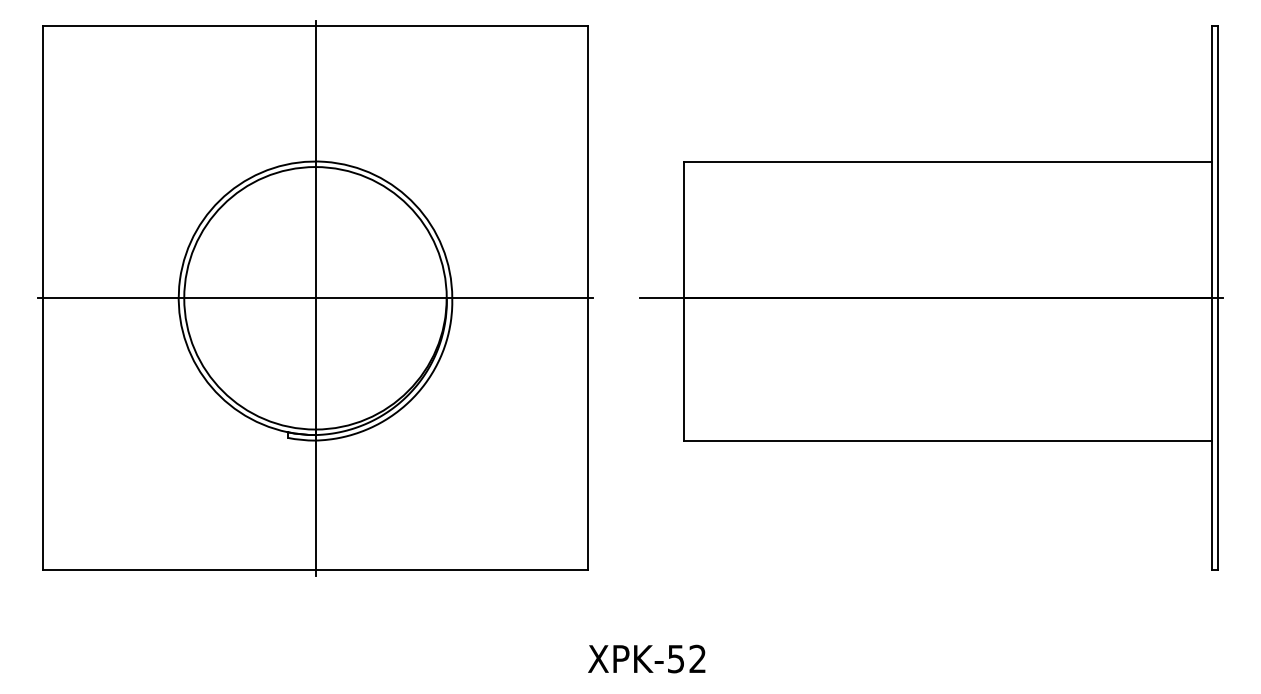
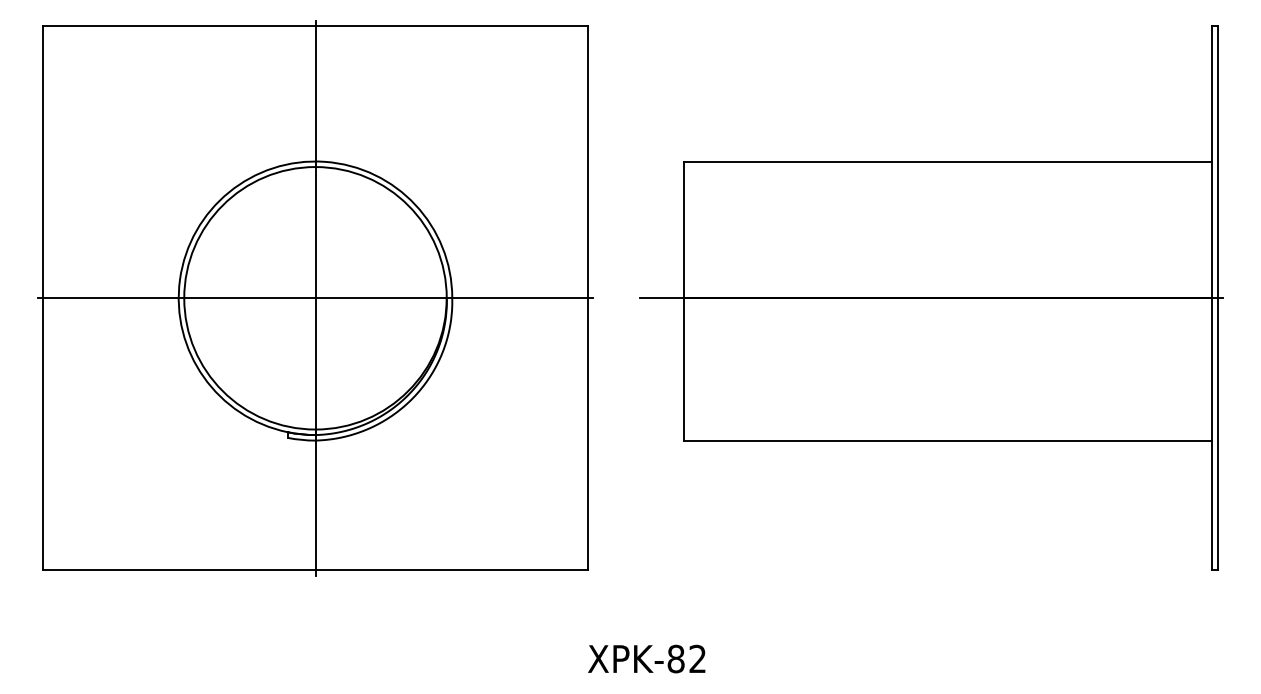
text: XPK-52 -> XPK-82 (675, 658)
